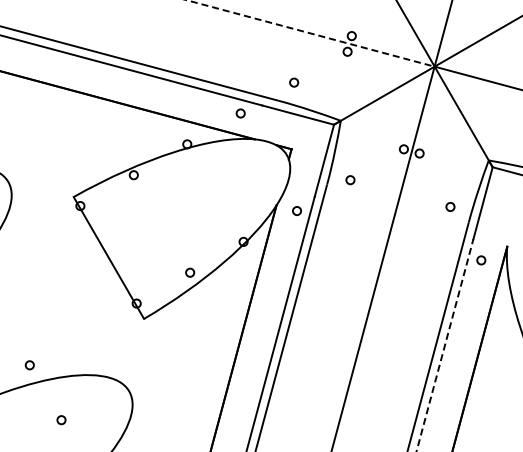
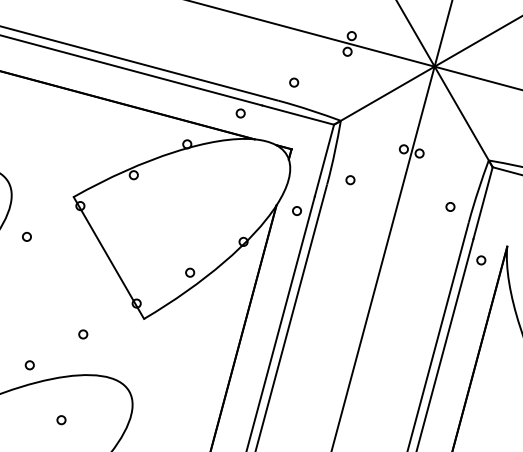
line: dashed -> solid (311, 33)
circle: none -> present (26, 236)
circle: none -> present (83, 334)
line: dashed -> solid (445, 345)
